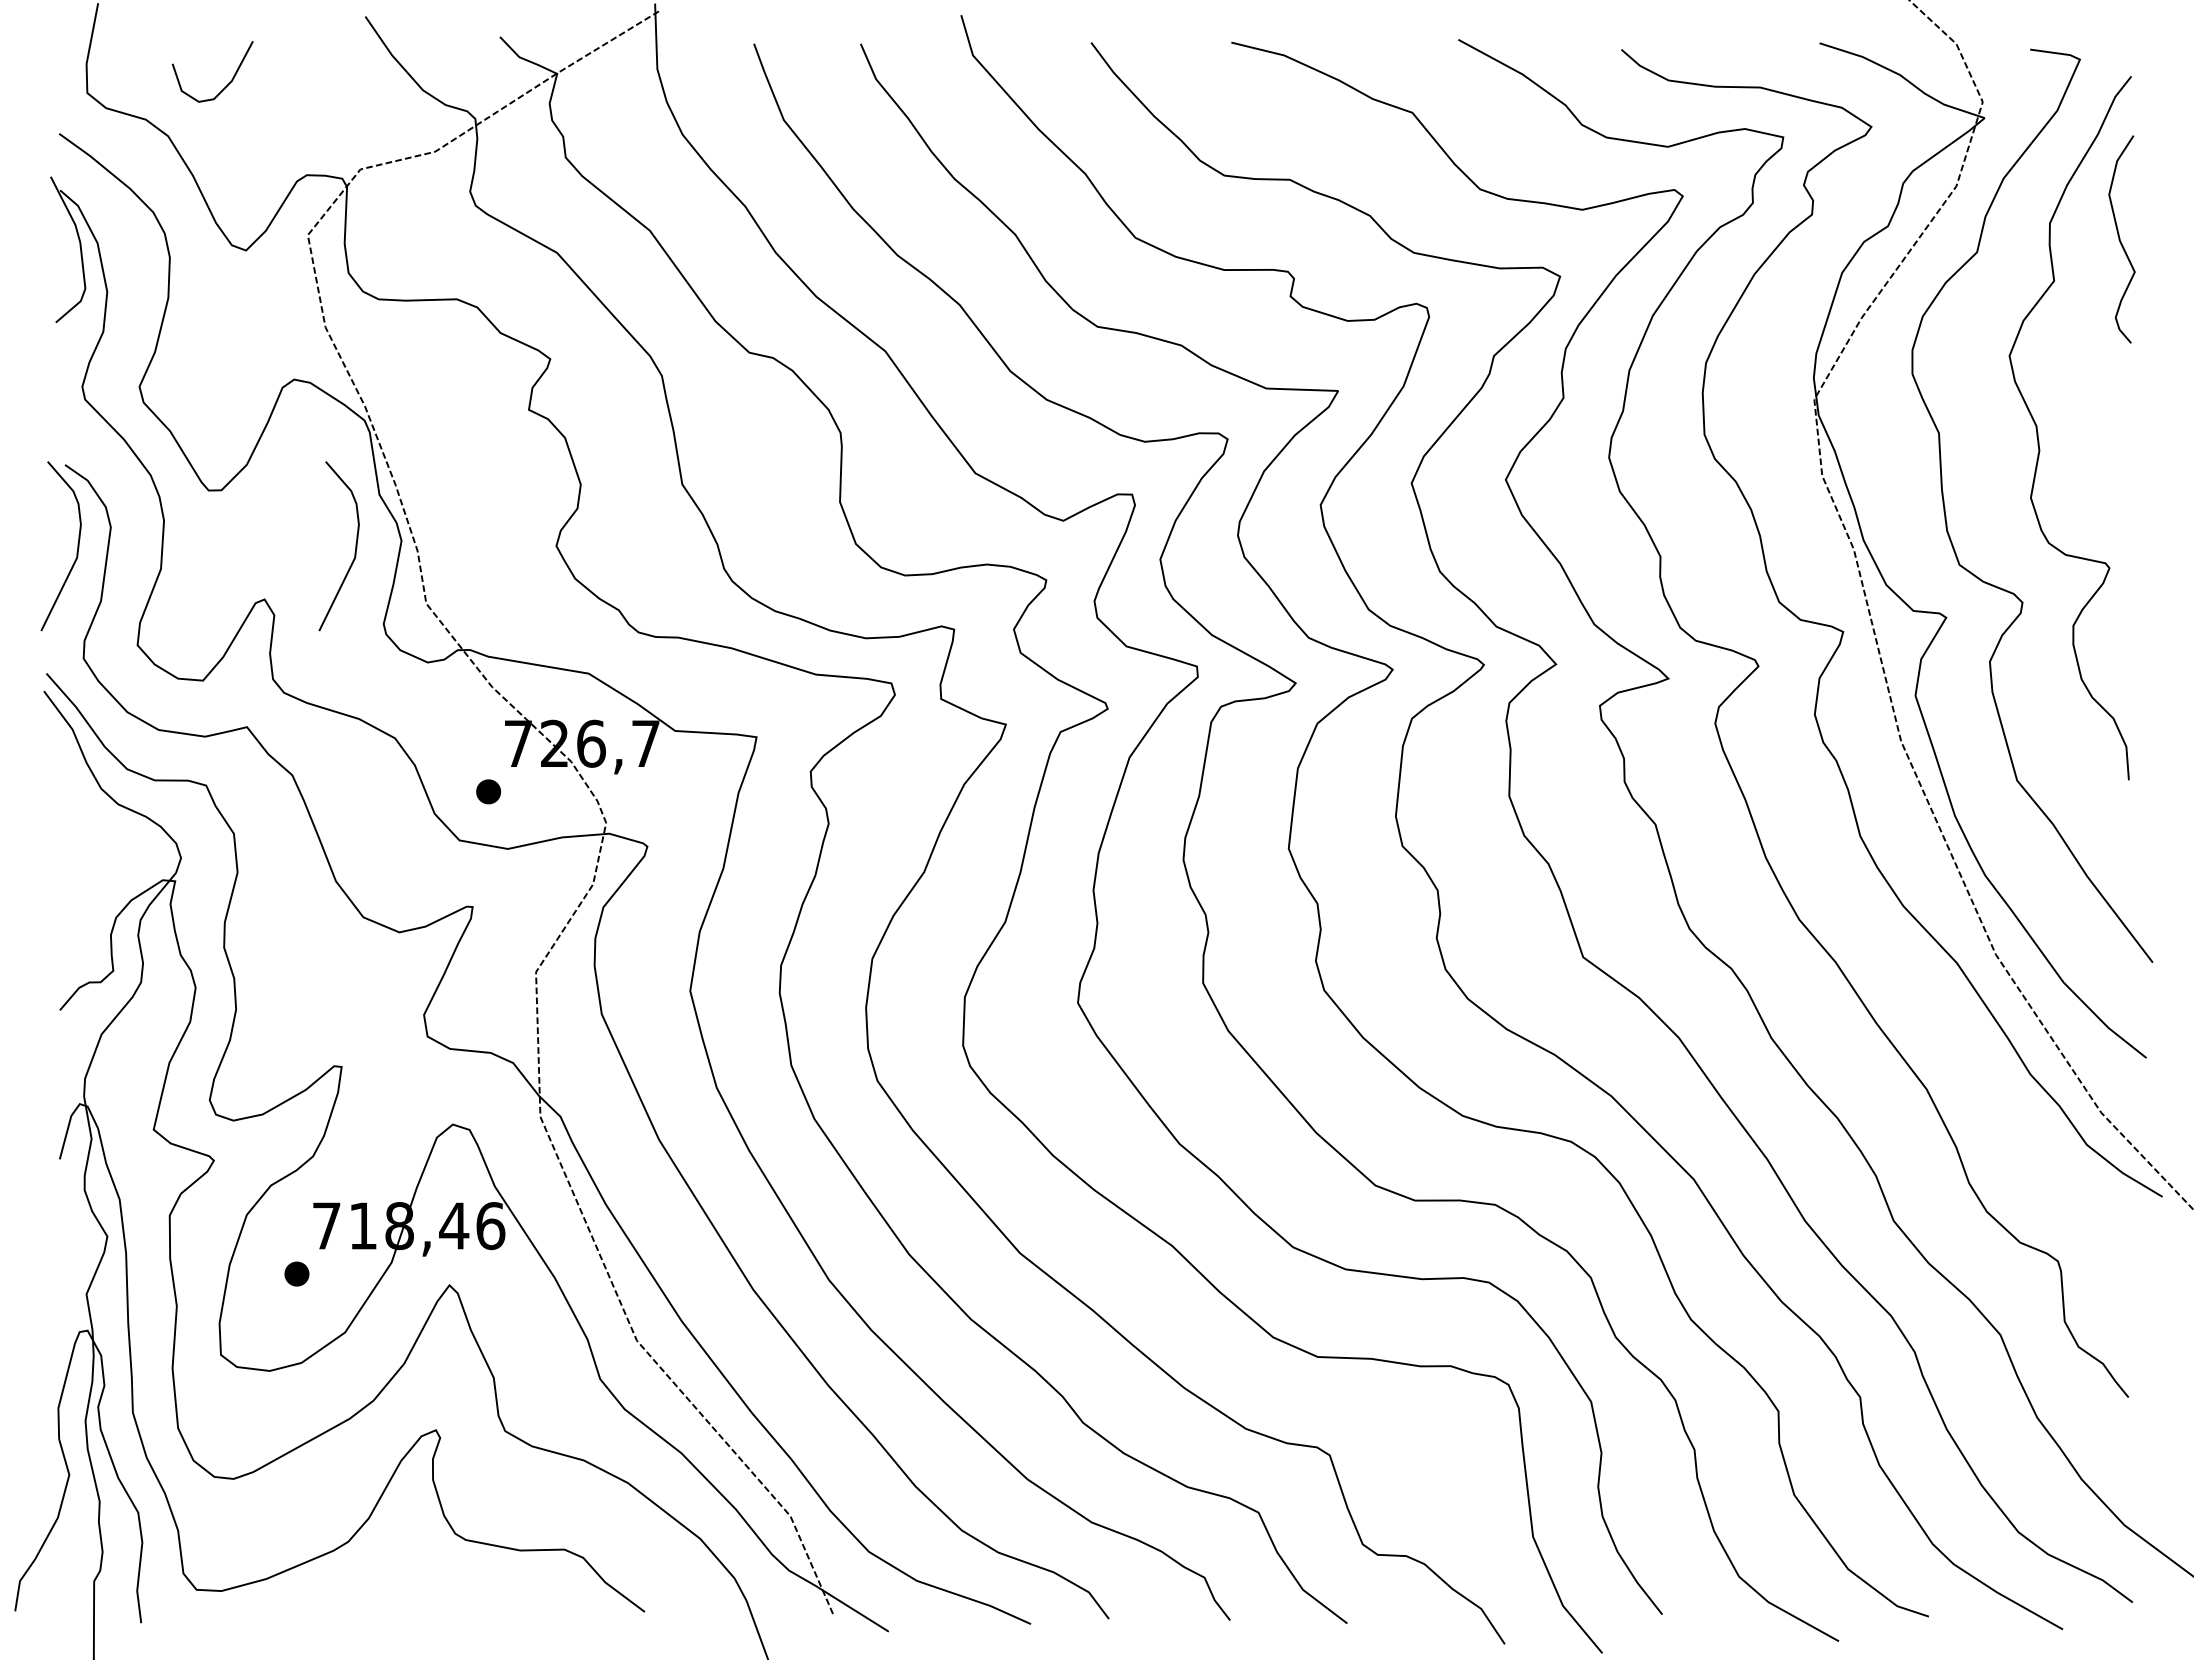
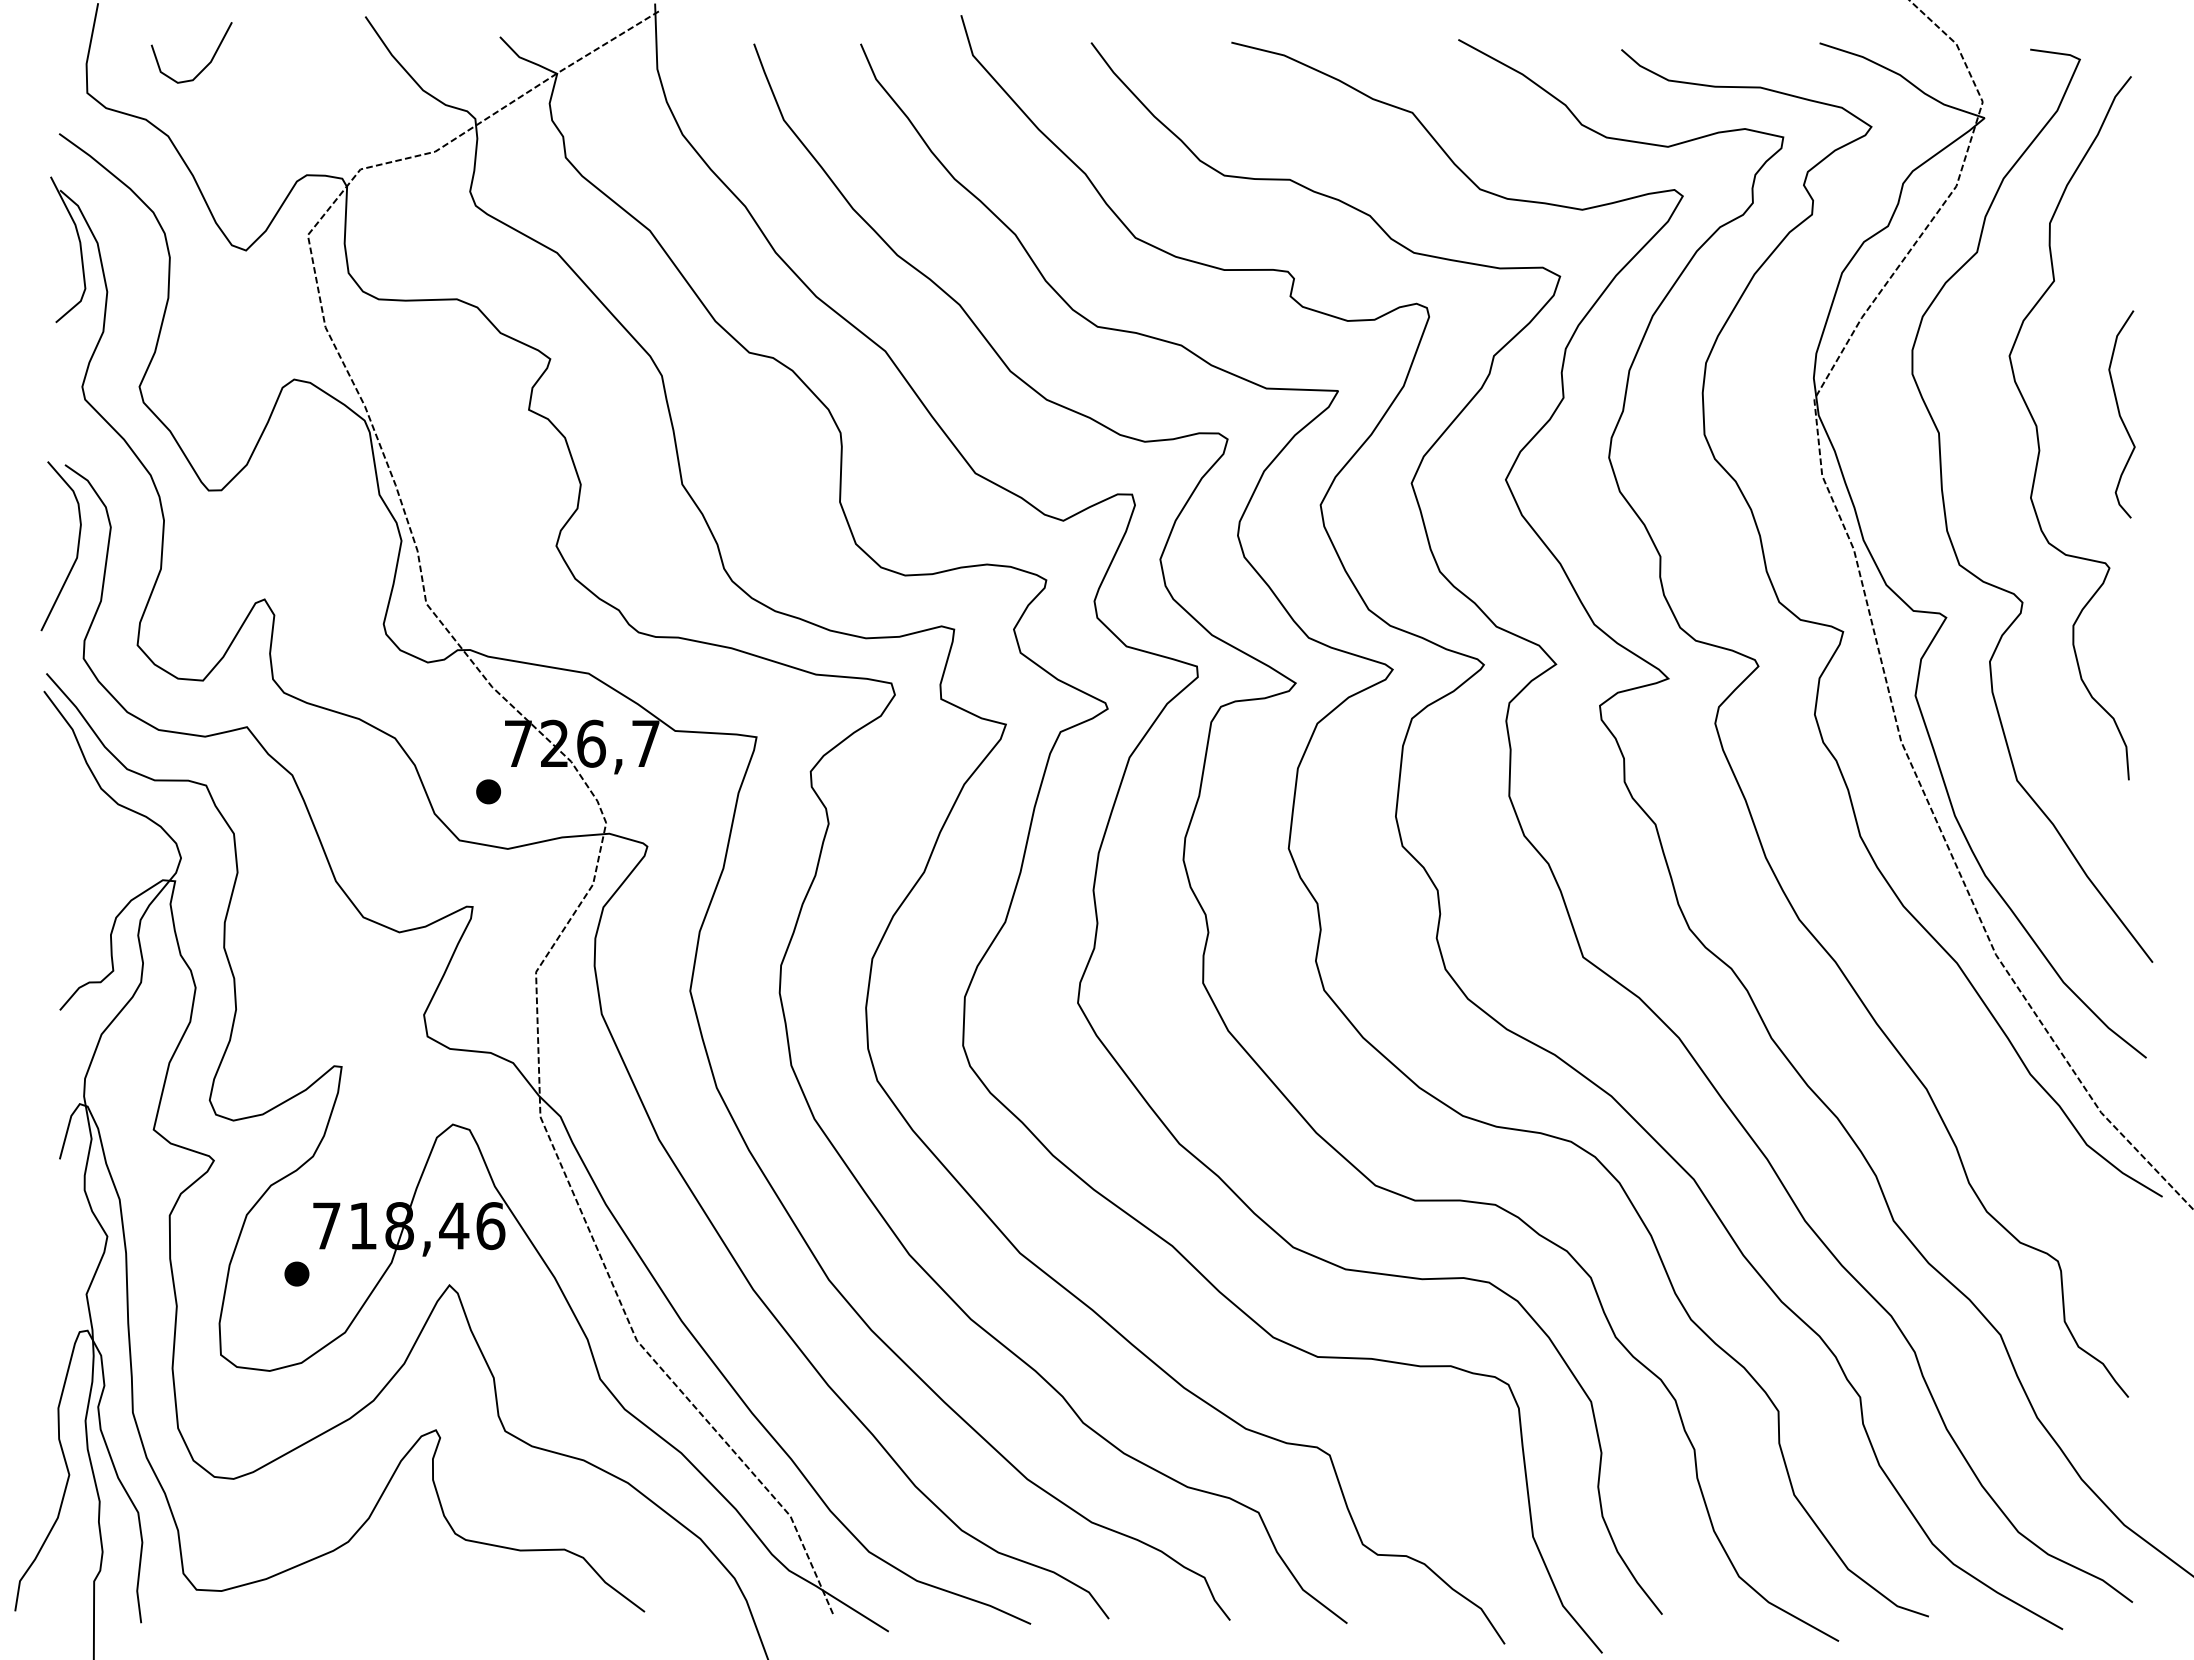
curve position: (226, 85) -> (205, 66) (205, 66)
part position: (2121, 239) -> (2121, 414) (2121, 414)
curve: present -> none (355, 546)
